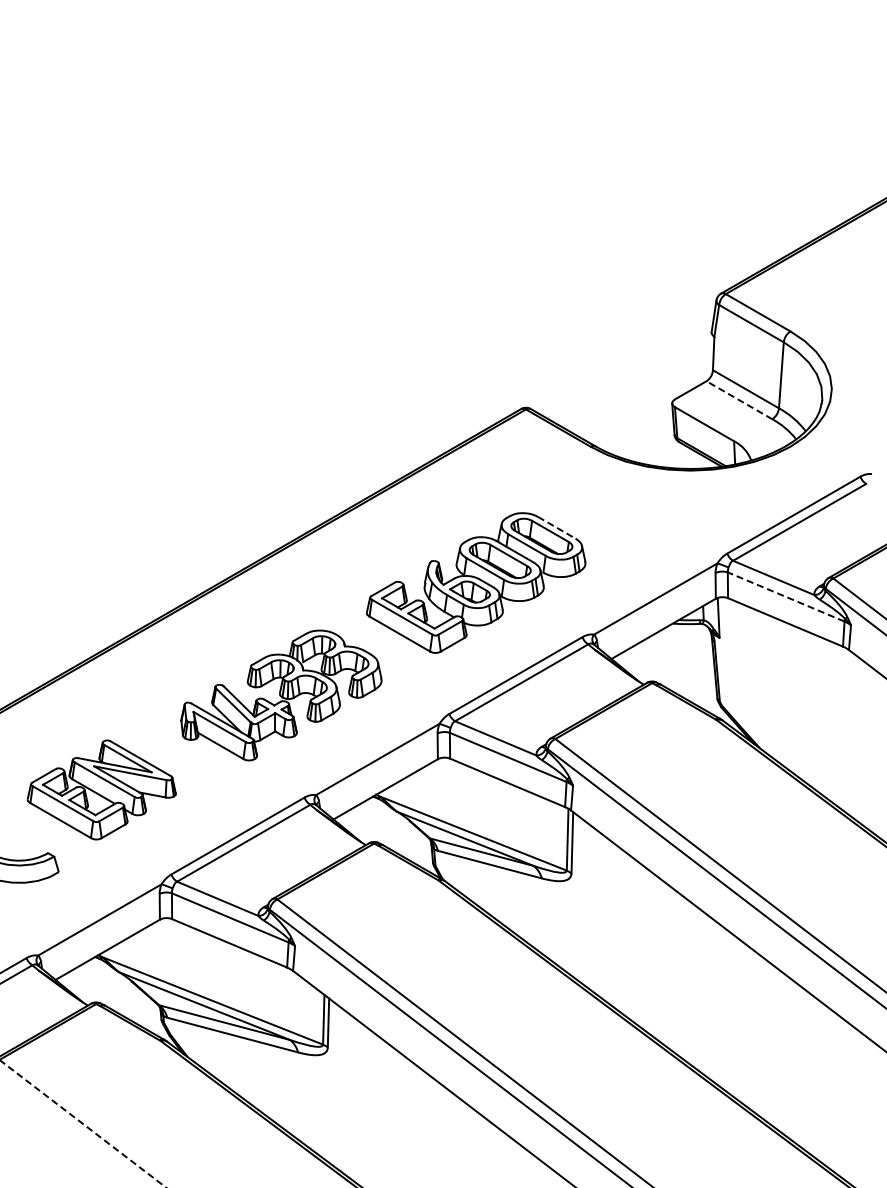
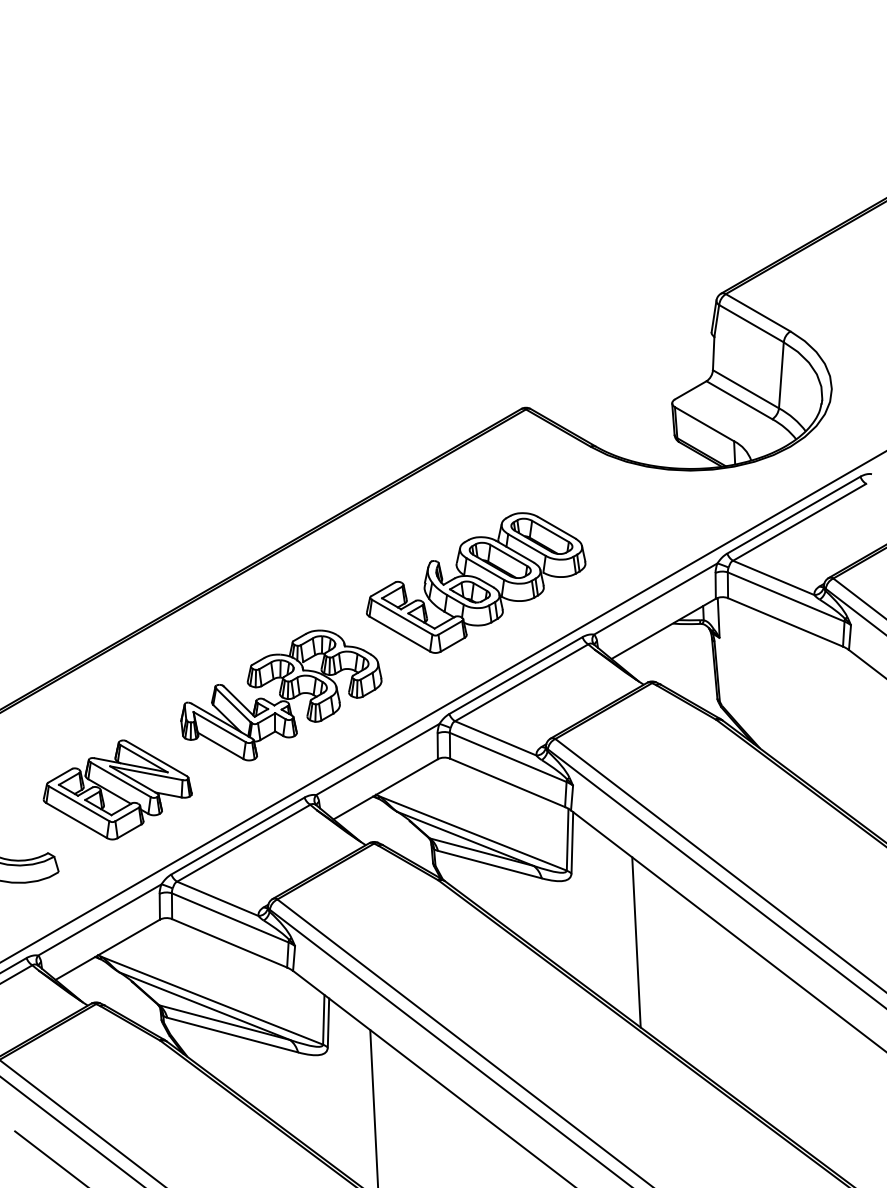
line: dashed -> solid (739, 400)
line: dashed -> solid (556, 527)
line: dashed -> solid (785, 596)
line: none -> present (442, 706)
part position: (101, 789) -> (117, 789) (117, 789)
line: none -> present (636, 942)
line: none -> present (373, 1107)
line: dashed -> solid (83, 1124)
line: none -> present (71, 1131)
line: none -> present (50, 1157)
